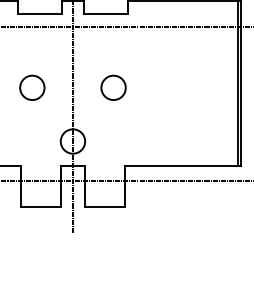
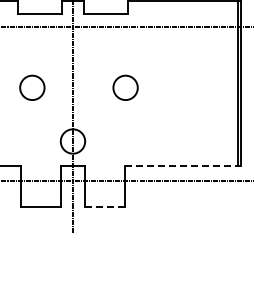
circle position: (113, 87) -> (125, 87) (125, 87)
line: solid -> dashed (183, 165)
line: solid -> dashed (104, 207)
